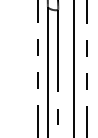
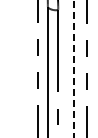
line: solid -> dashed (73, 69)
